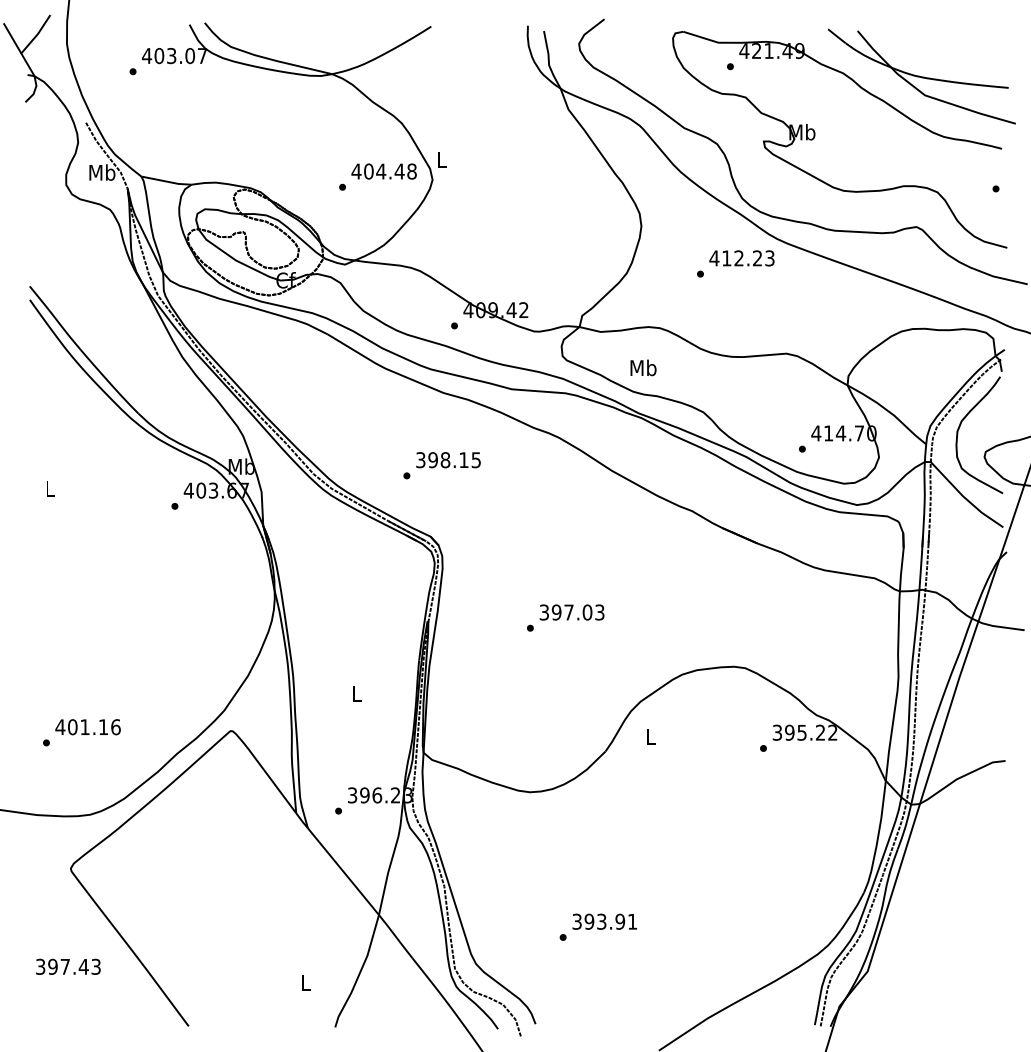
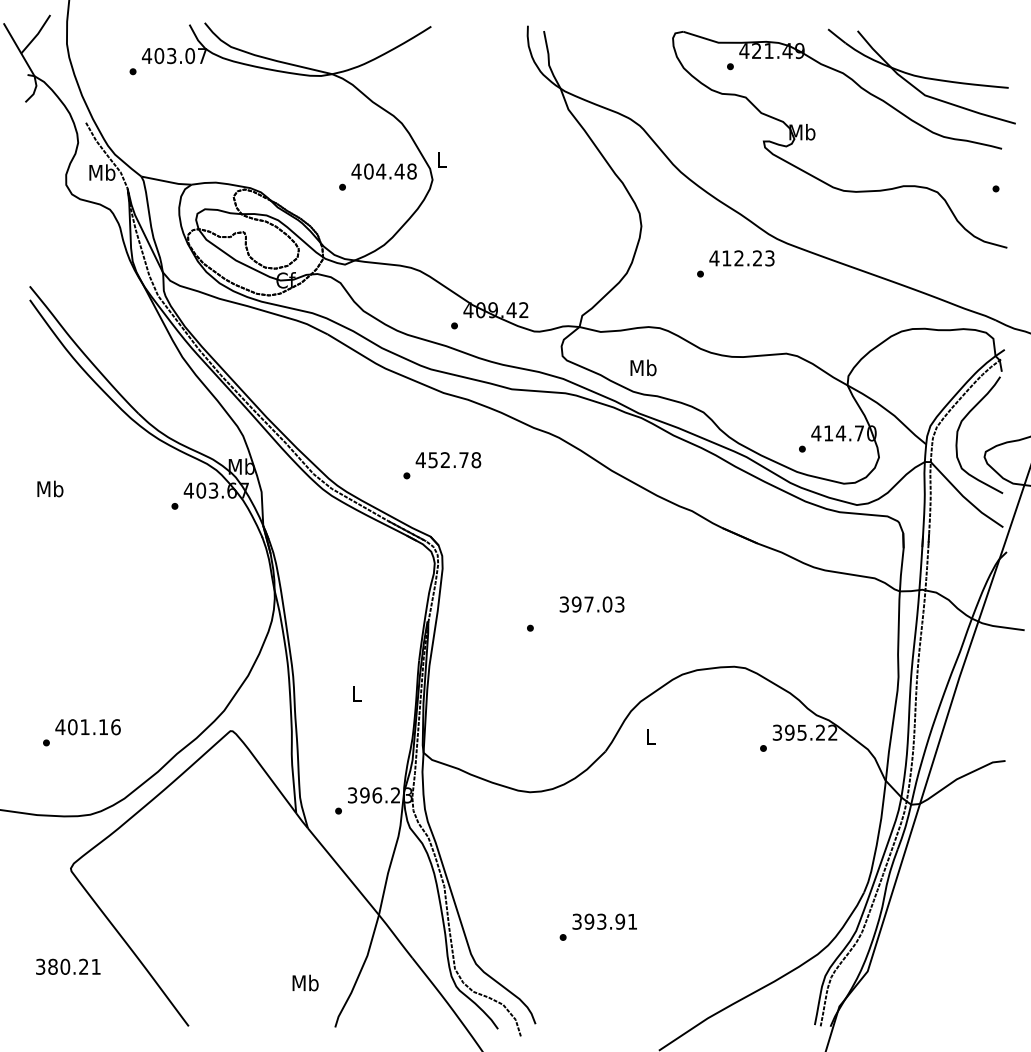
curve: present -> none (787, 218)
text: 398.15 -> 452.78 (448, 460)
text: L -> Mb (50, 488)
text position: (571, 612) -> (591, 604) (591, 604)
text: 397.43 -> 380.21 (74, 966)
text: L -> Mb (305, 982)
